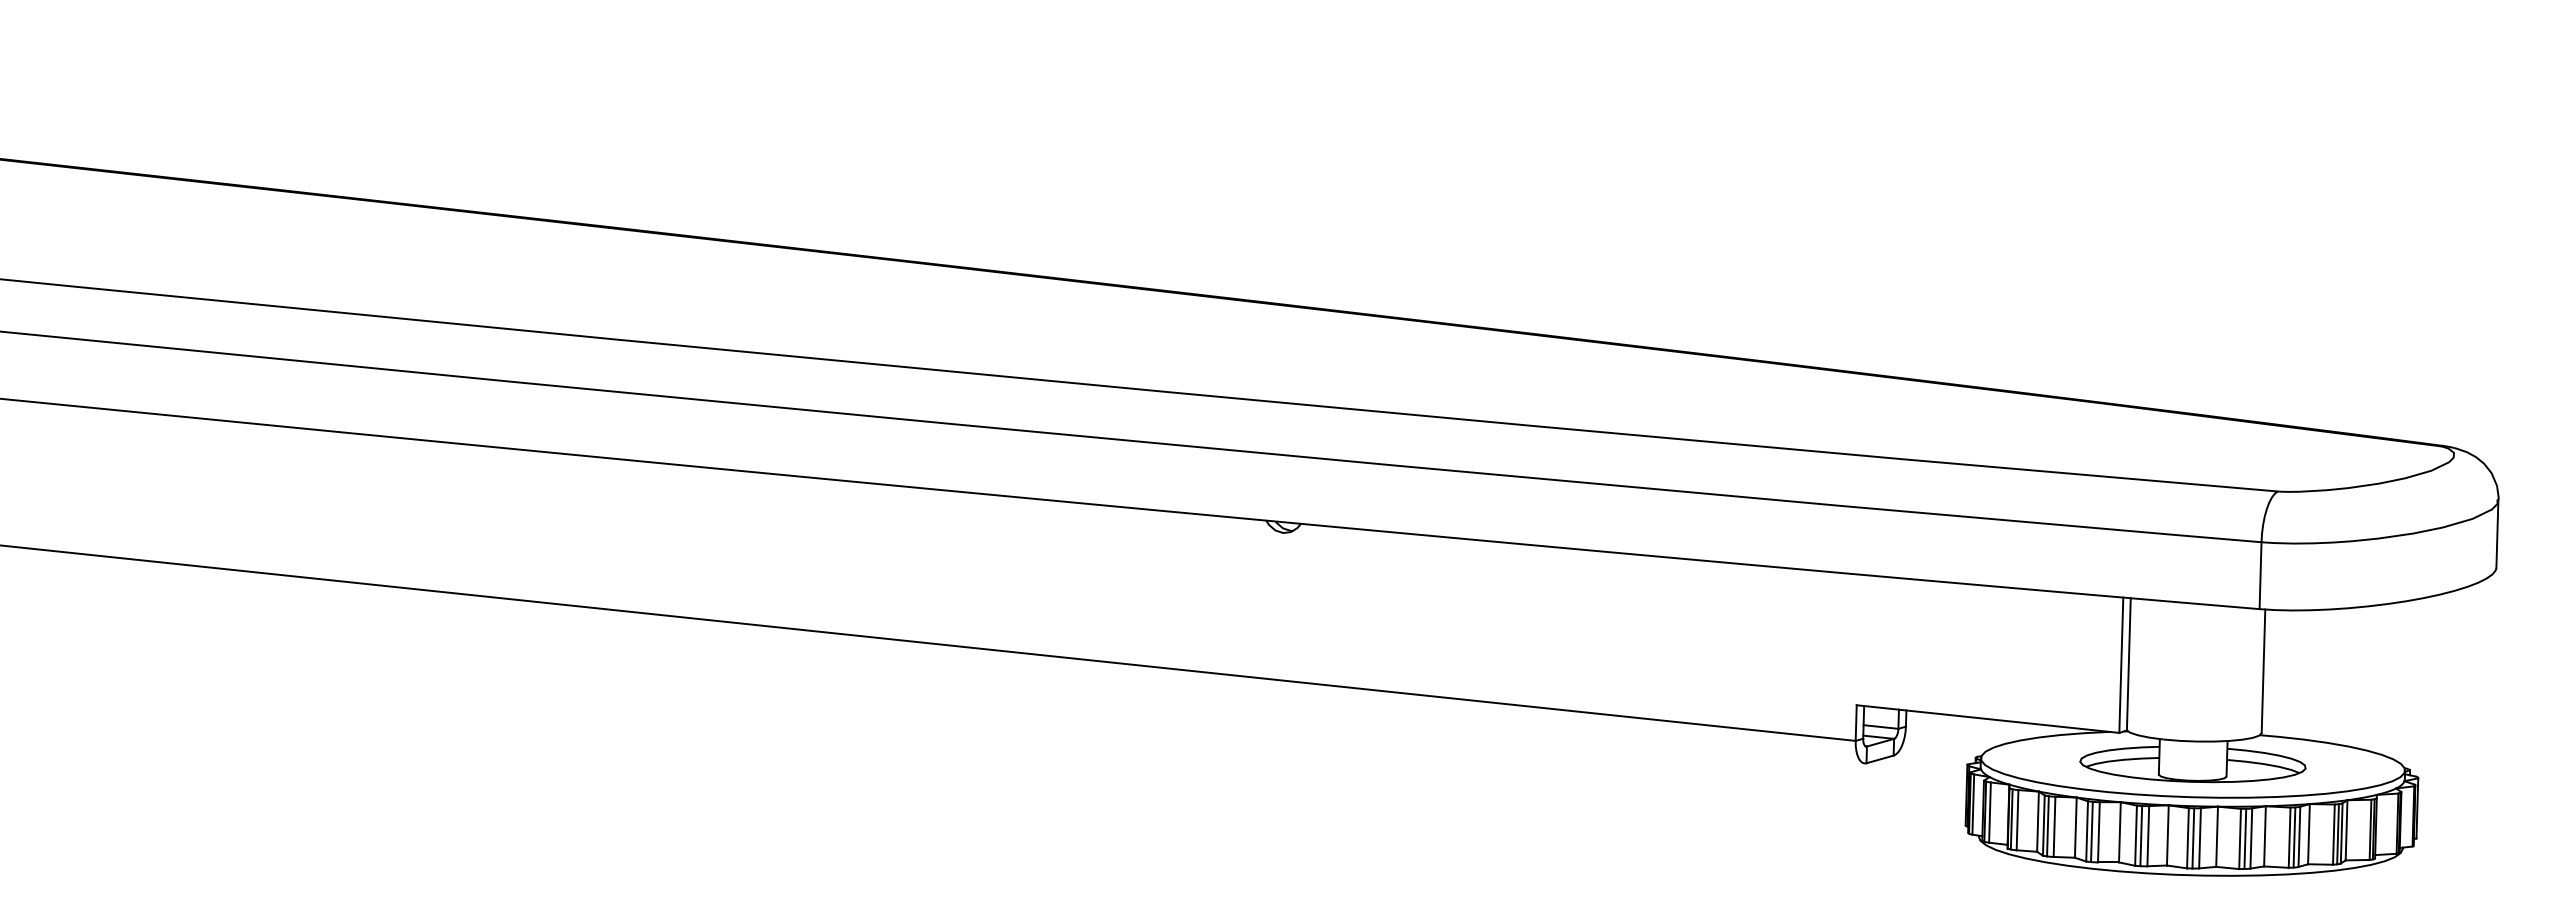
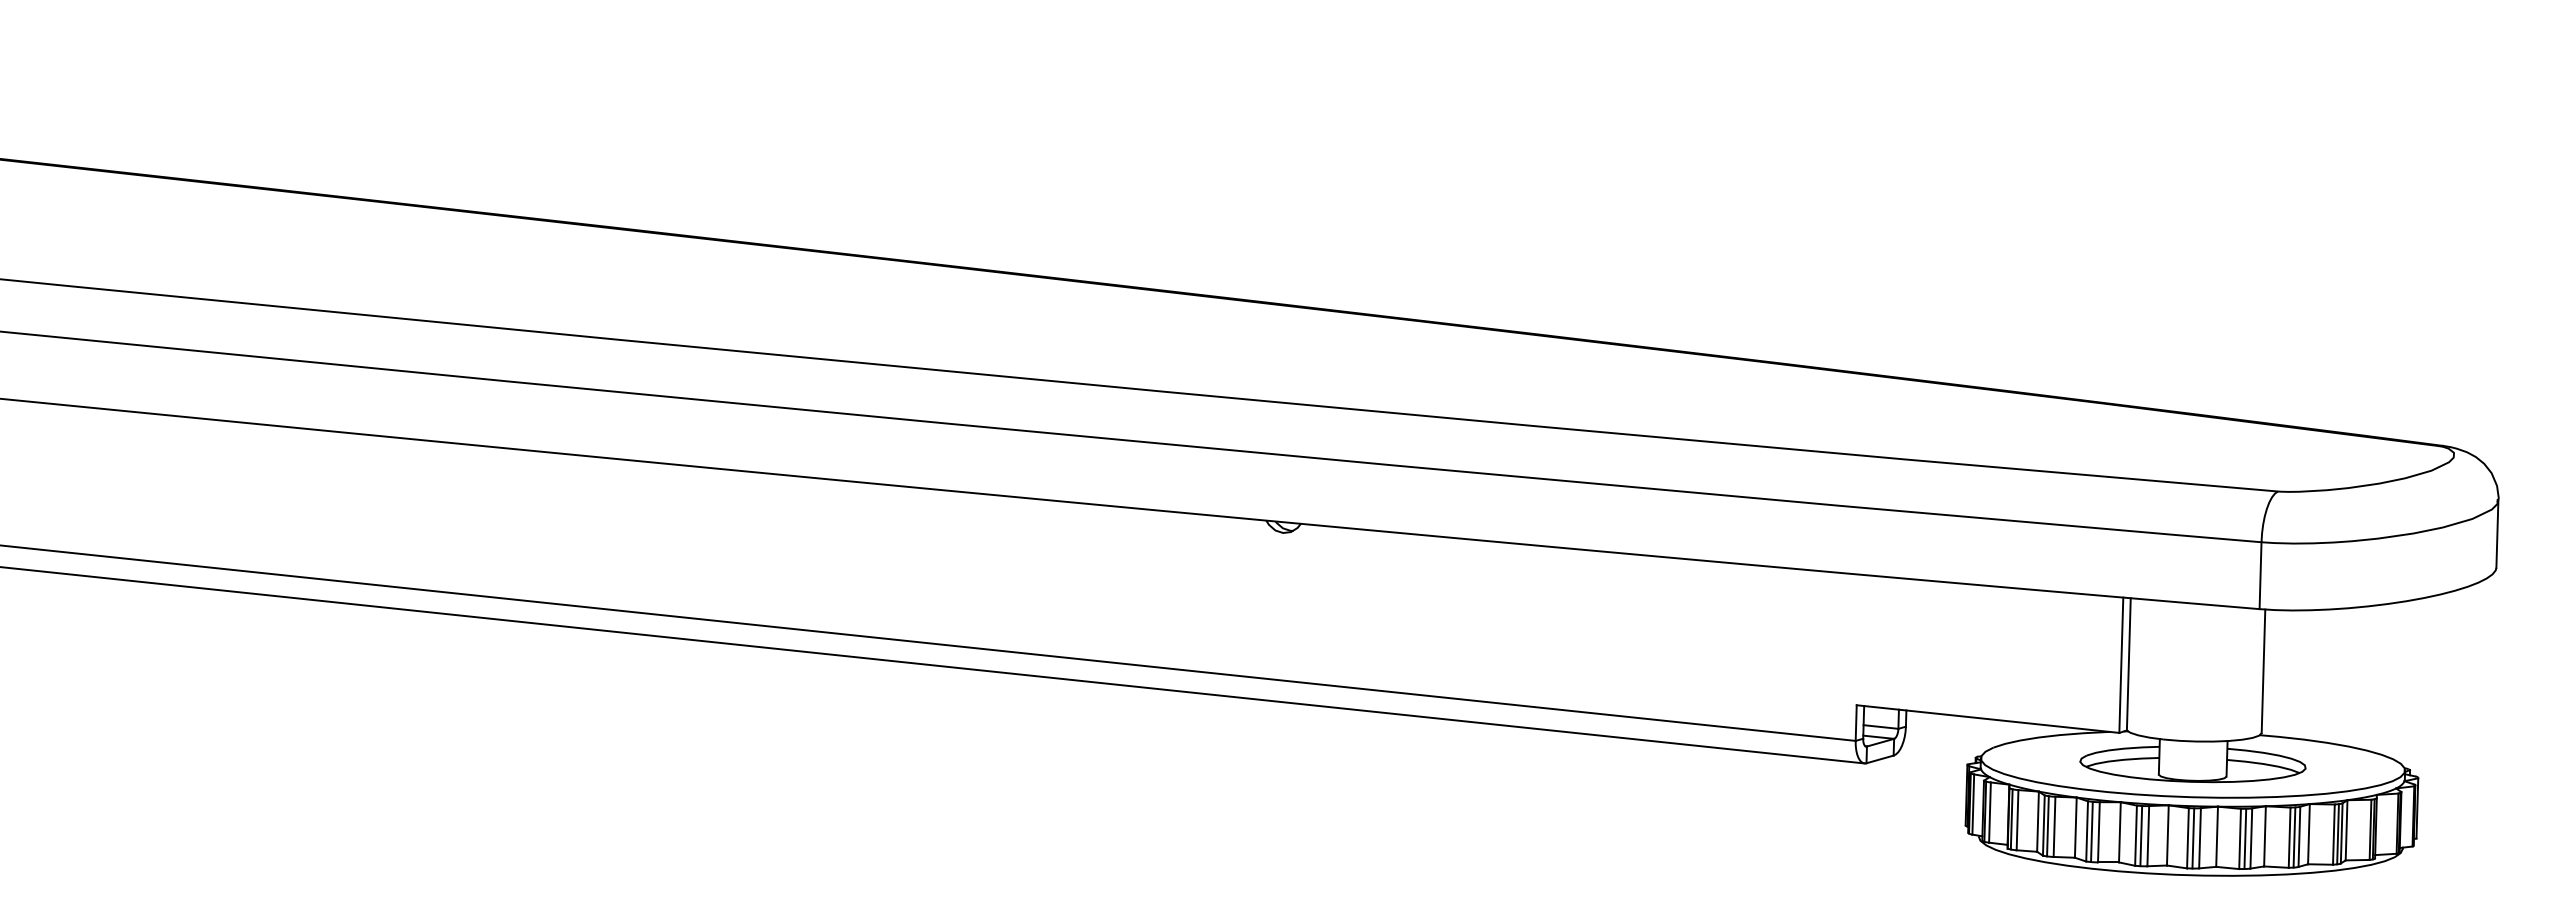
line: none -> present (933, 665)
